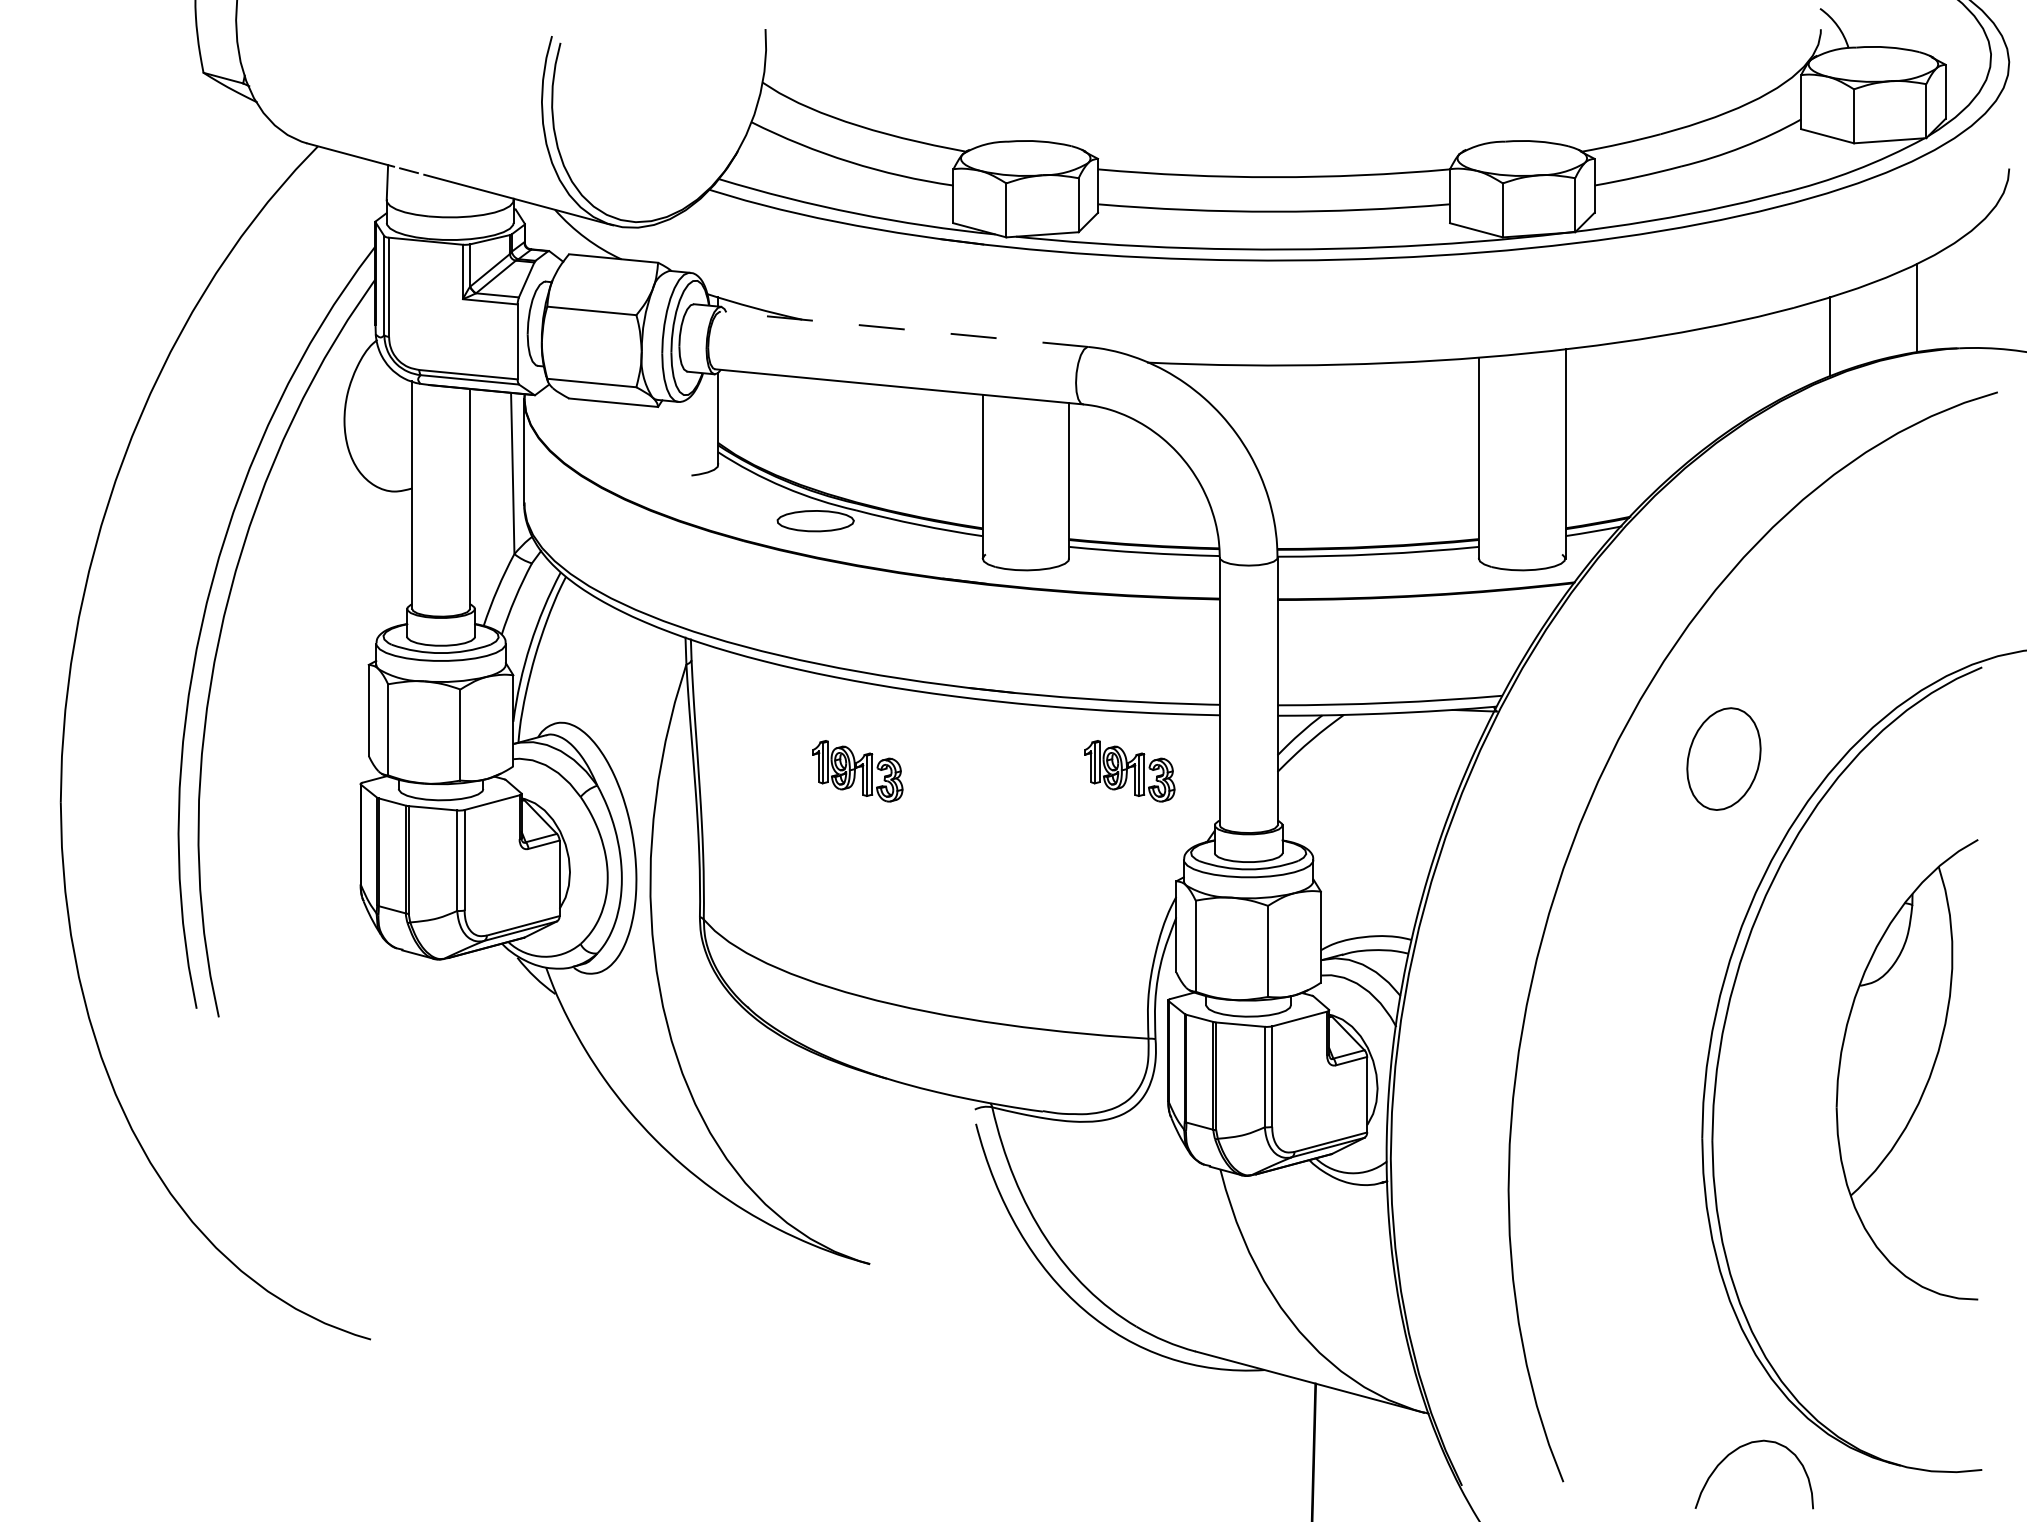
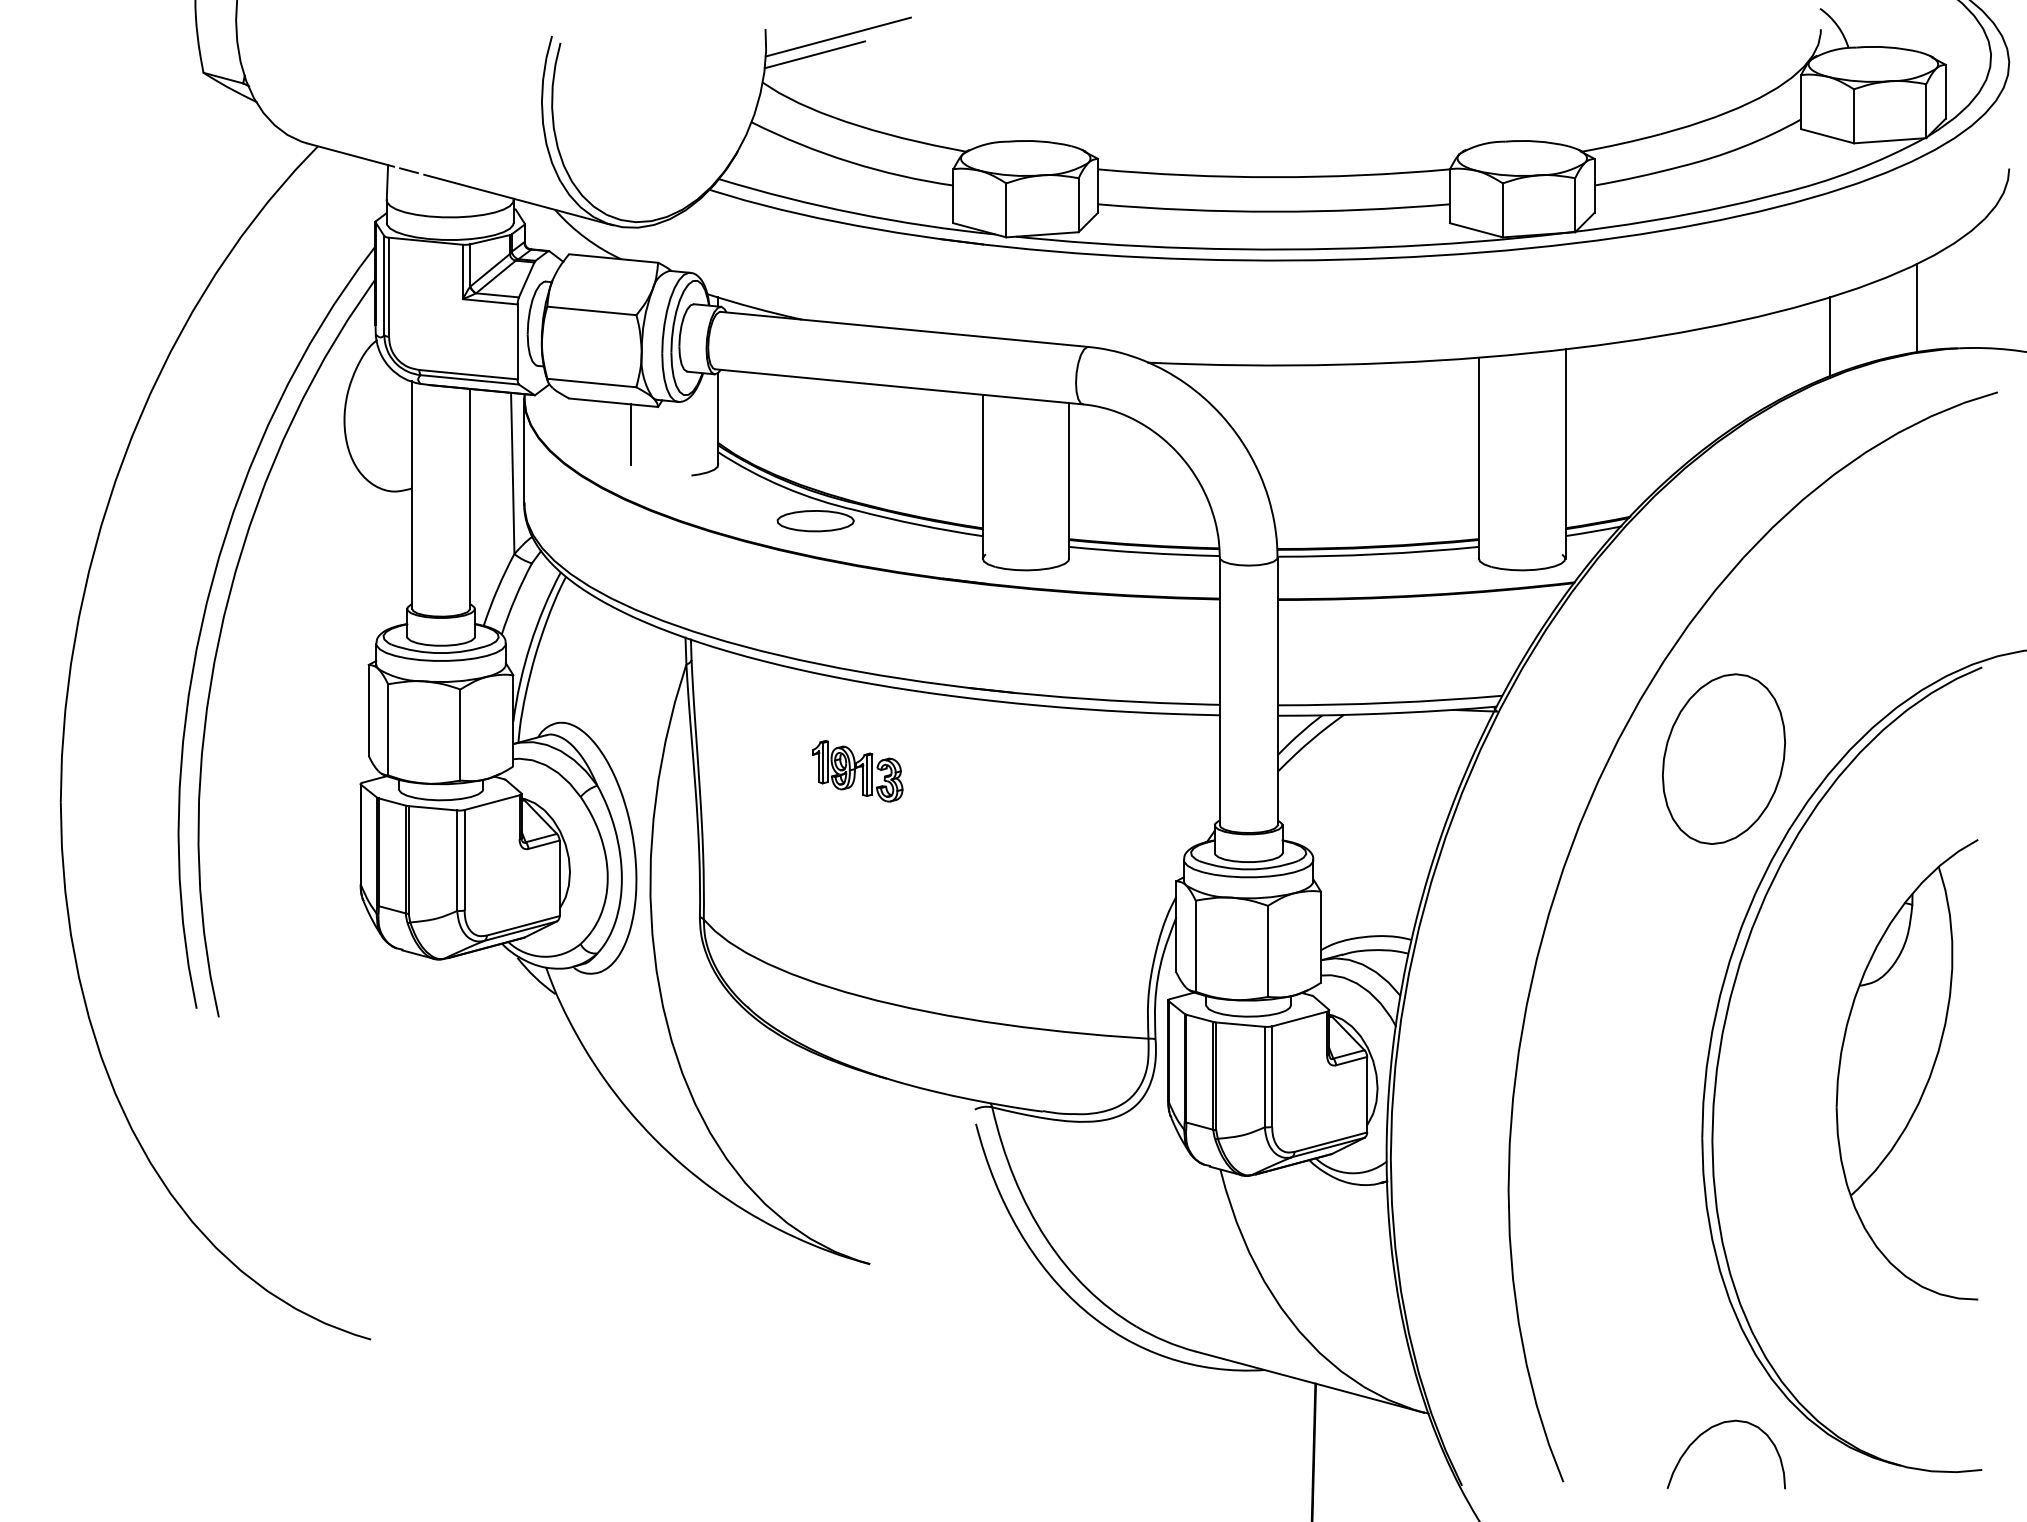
line: none -> present (837, 36)
line: none -> present (814, 54)
line: dashed -> solid (904, 329)
line: none -> present (631, 434)
part size: 76x104 px -> 124x172 px (1723, 758)
part: present -> none (1129, 771)
curve position: (1742, 1447) -> (1714, 1427) (1714, 1427)
